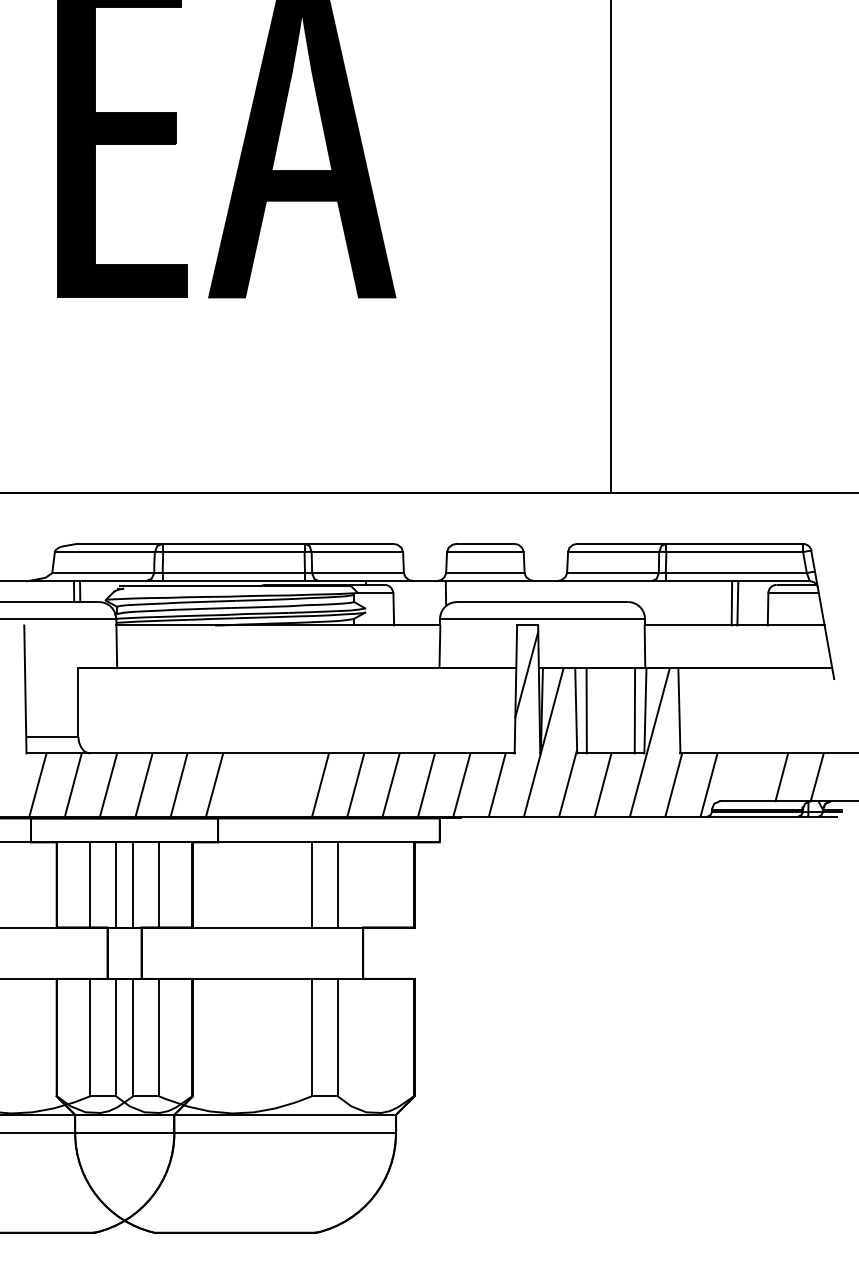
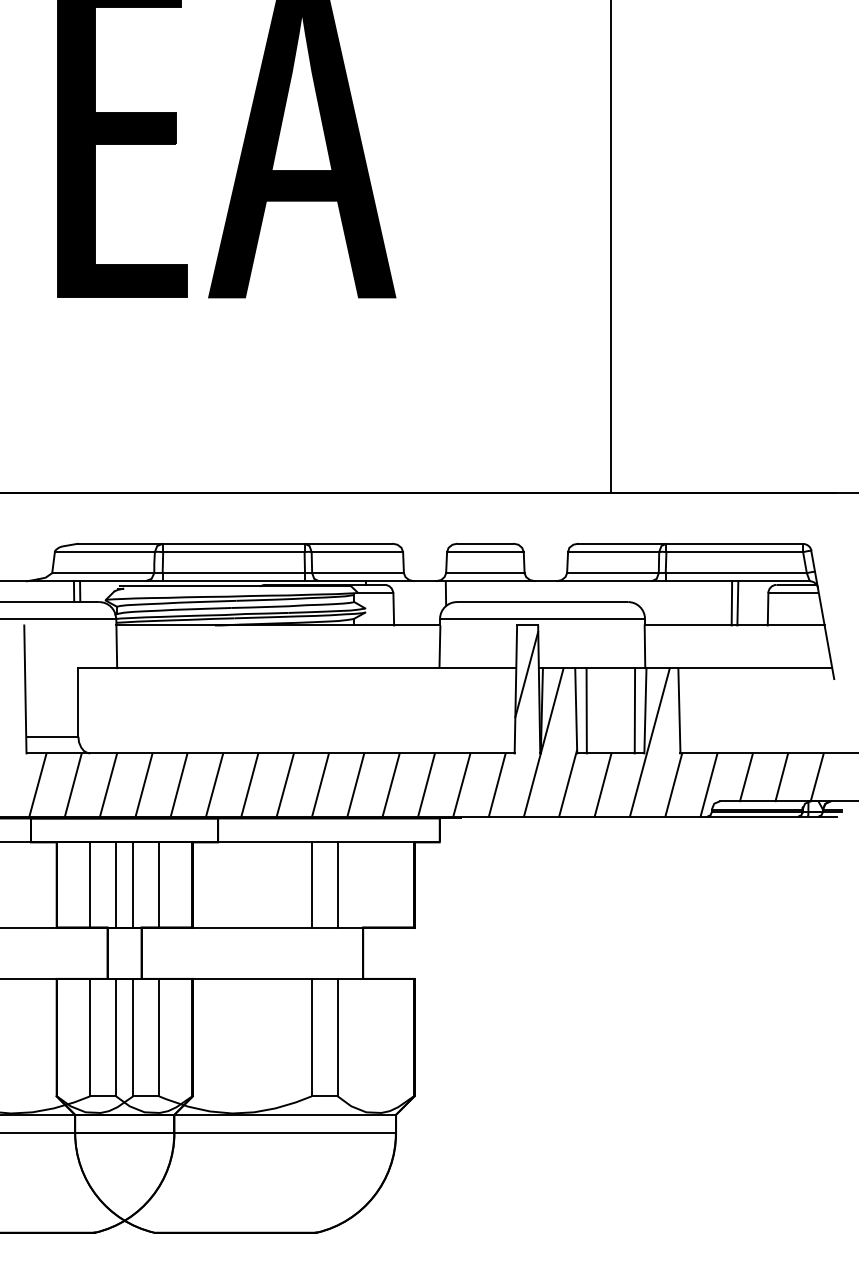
line: none -> present (746, 777)
line: none -> present (249, 784)
line: none -> present (284, 784)
